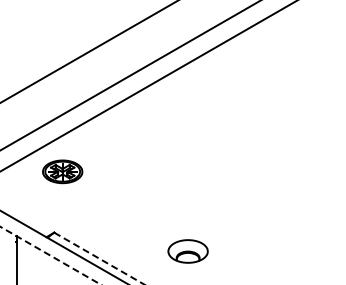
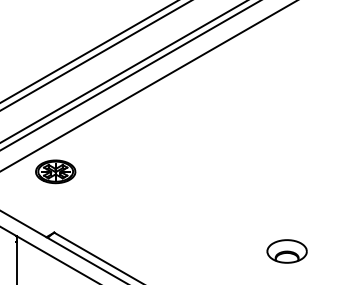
line: none -> present (95, 55)
line: none -> present (123, 71)
part position: (62, 171) -> (55, 171) (55, 171)
part position: (187, 251) -> (286, 251) (286, 251)
line: dashed -> solid (50, 255)
line: dashed -> solid (99, 258)
